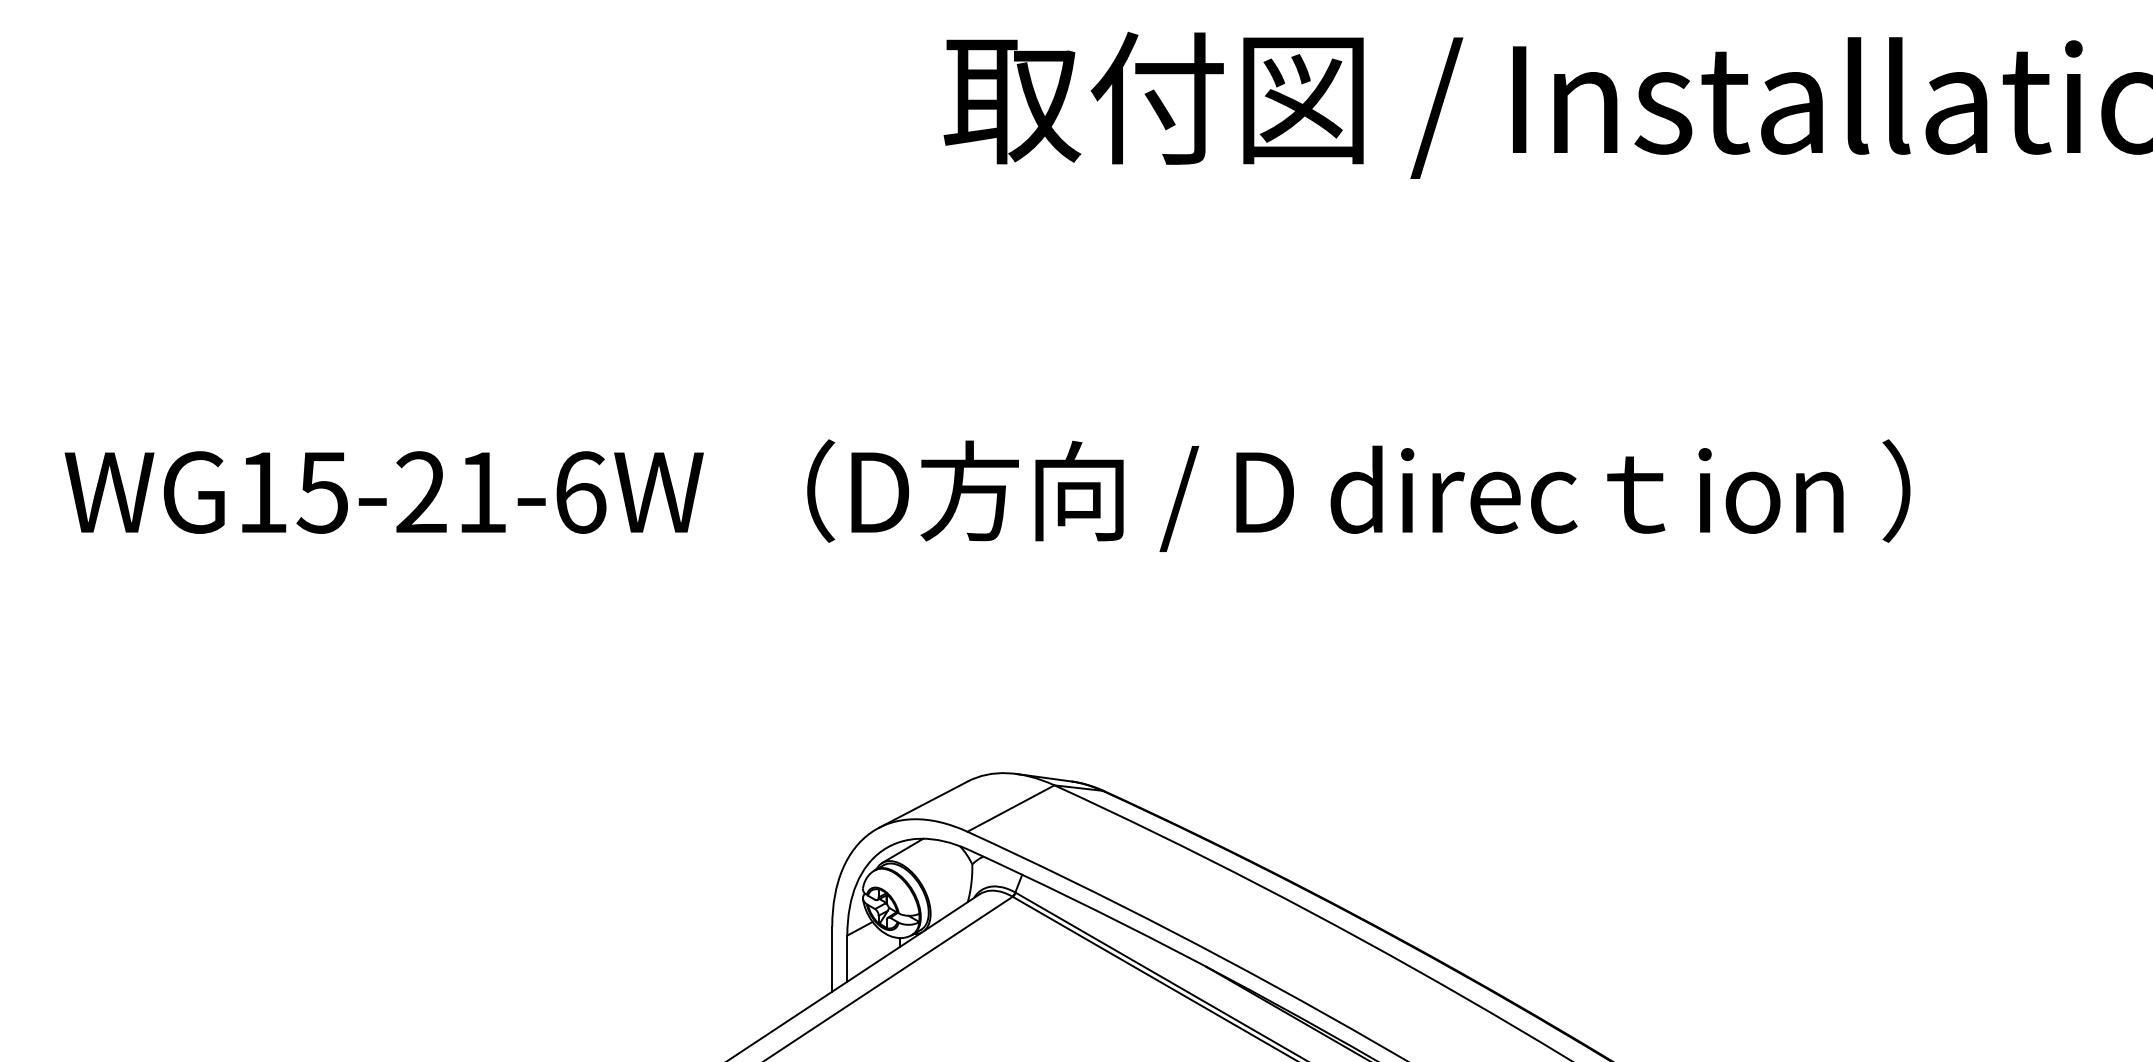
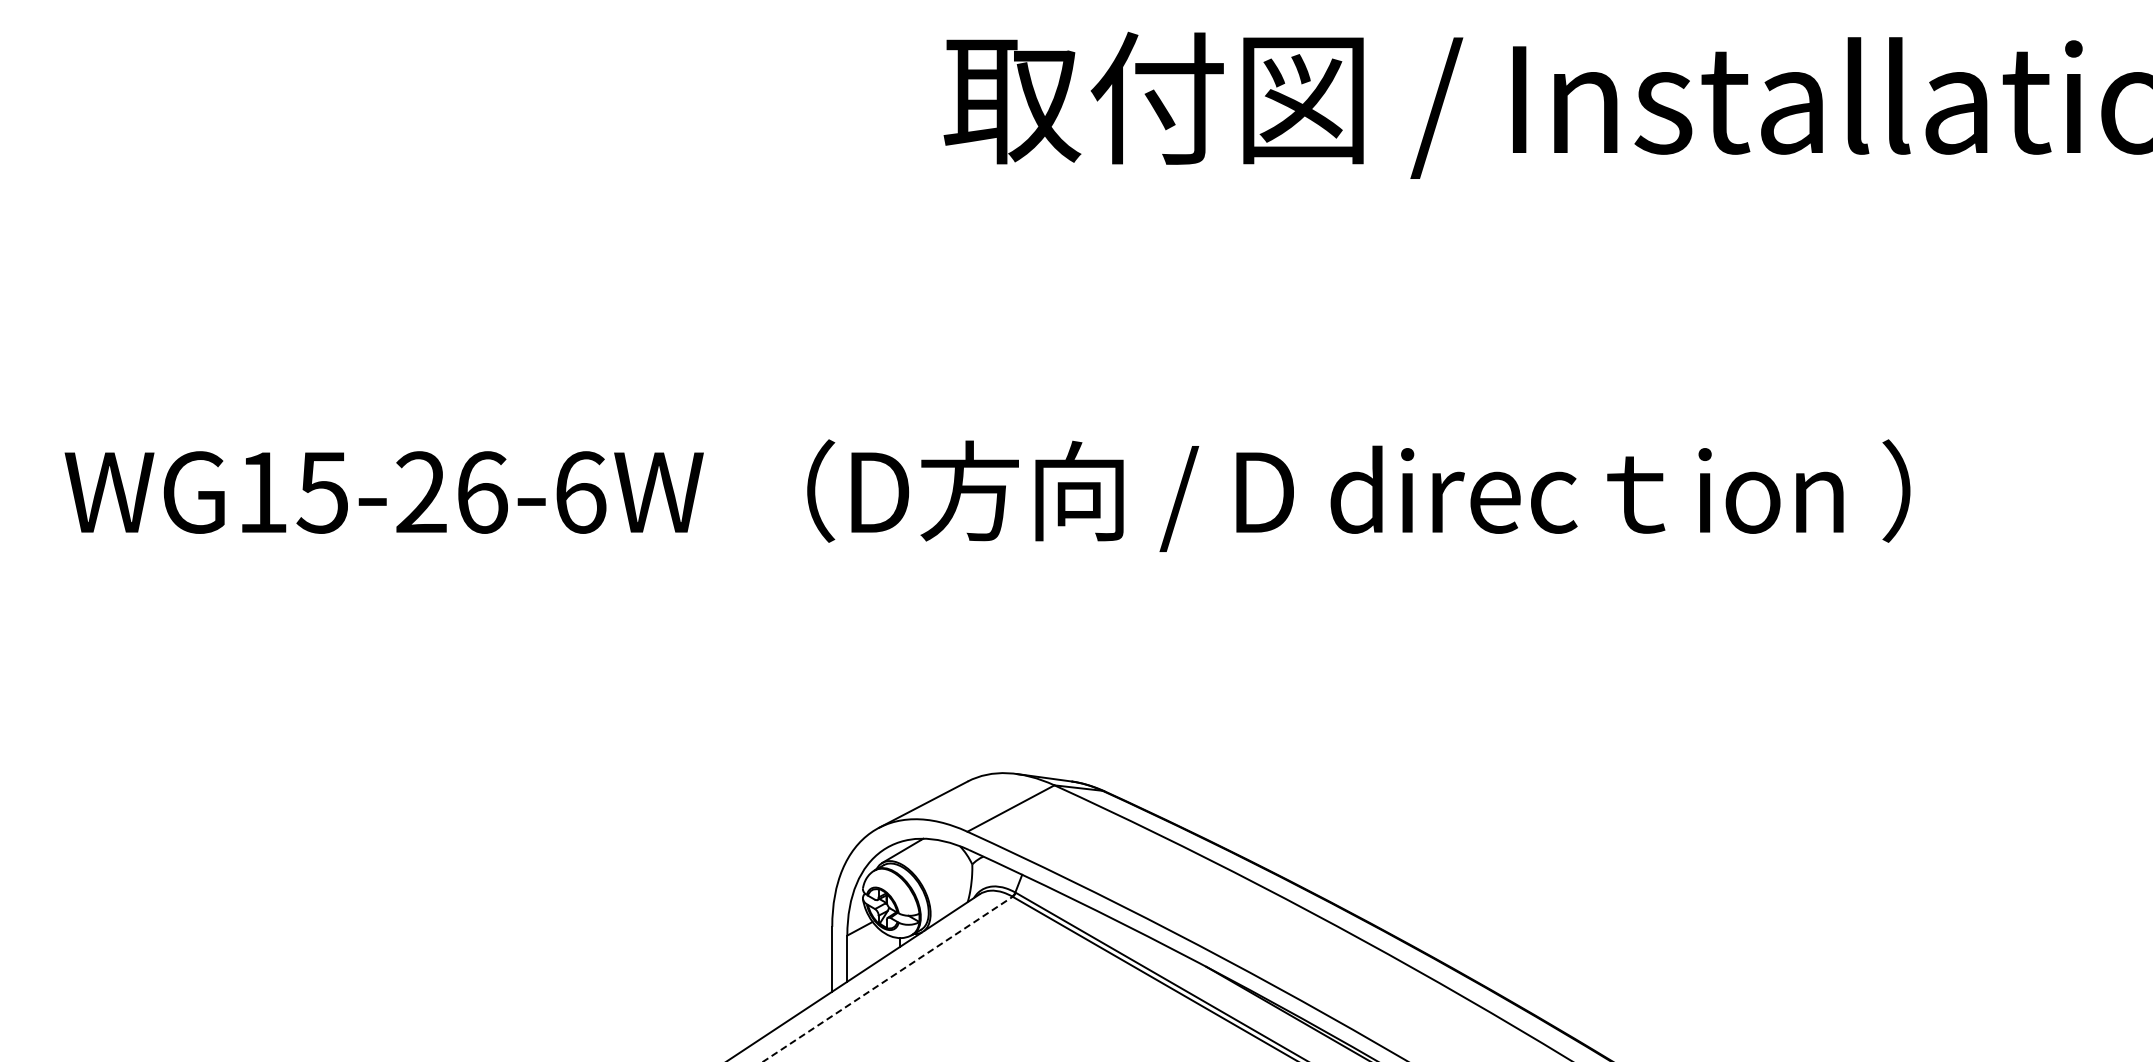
text: WG15-21-6W -> WG15-26-6W (482, 492)
line: solid -> dashed (888, 978)
